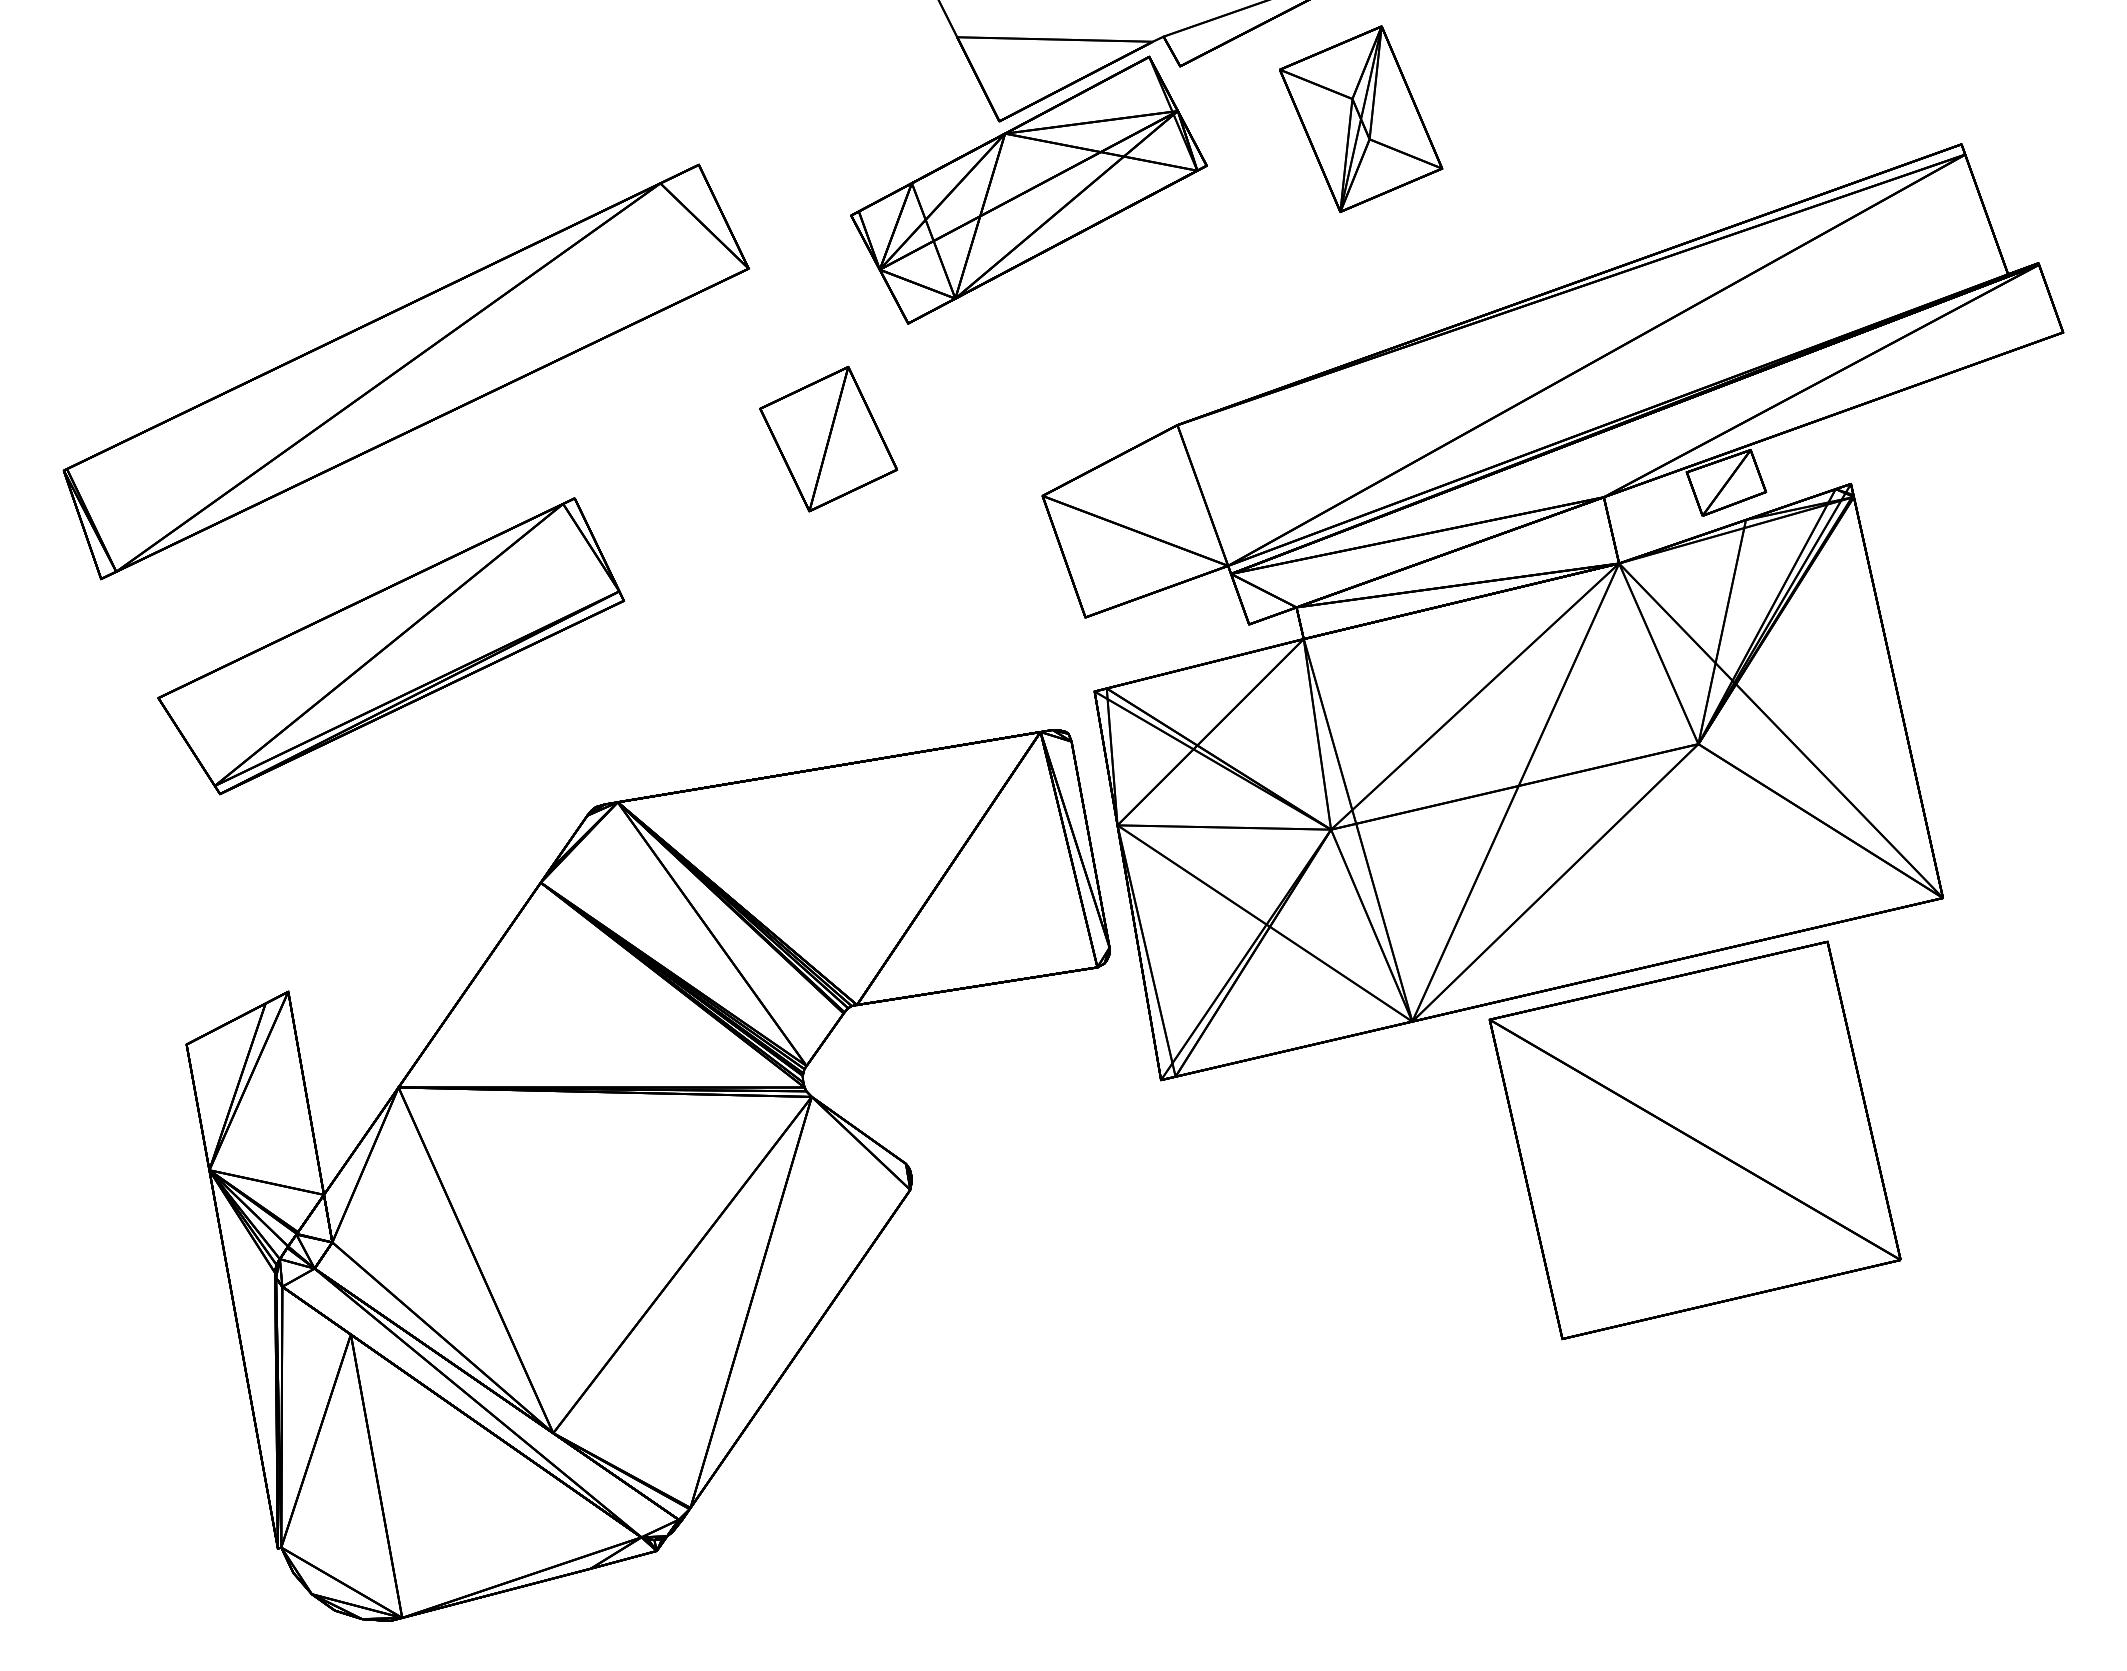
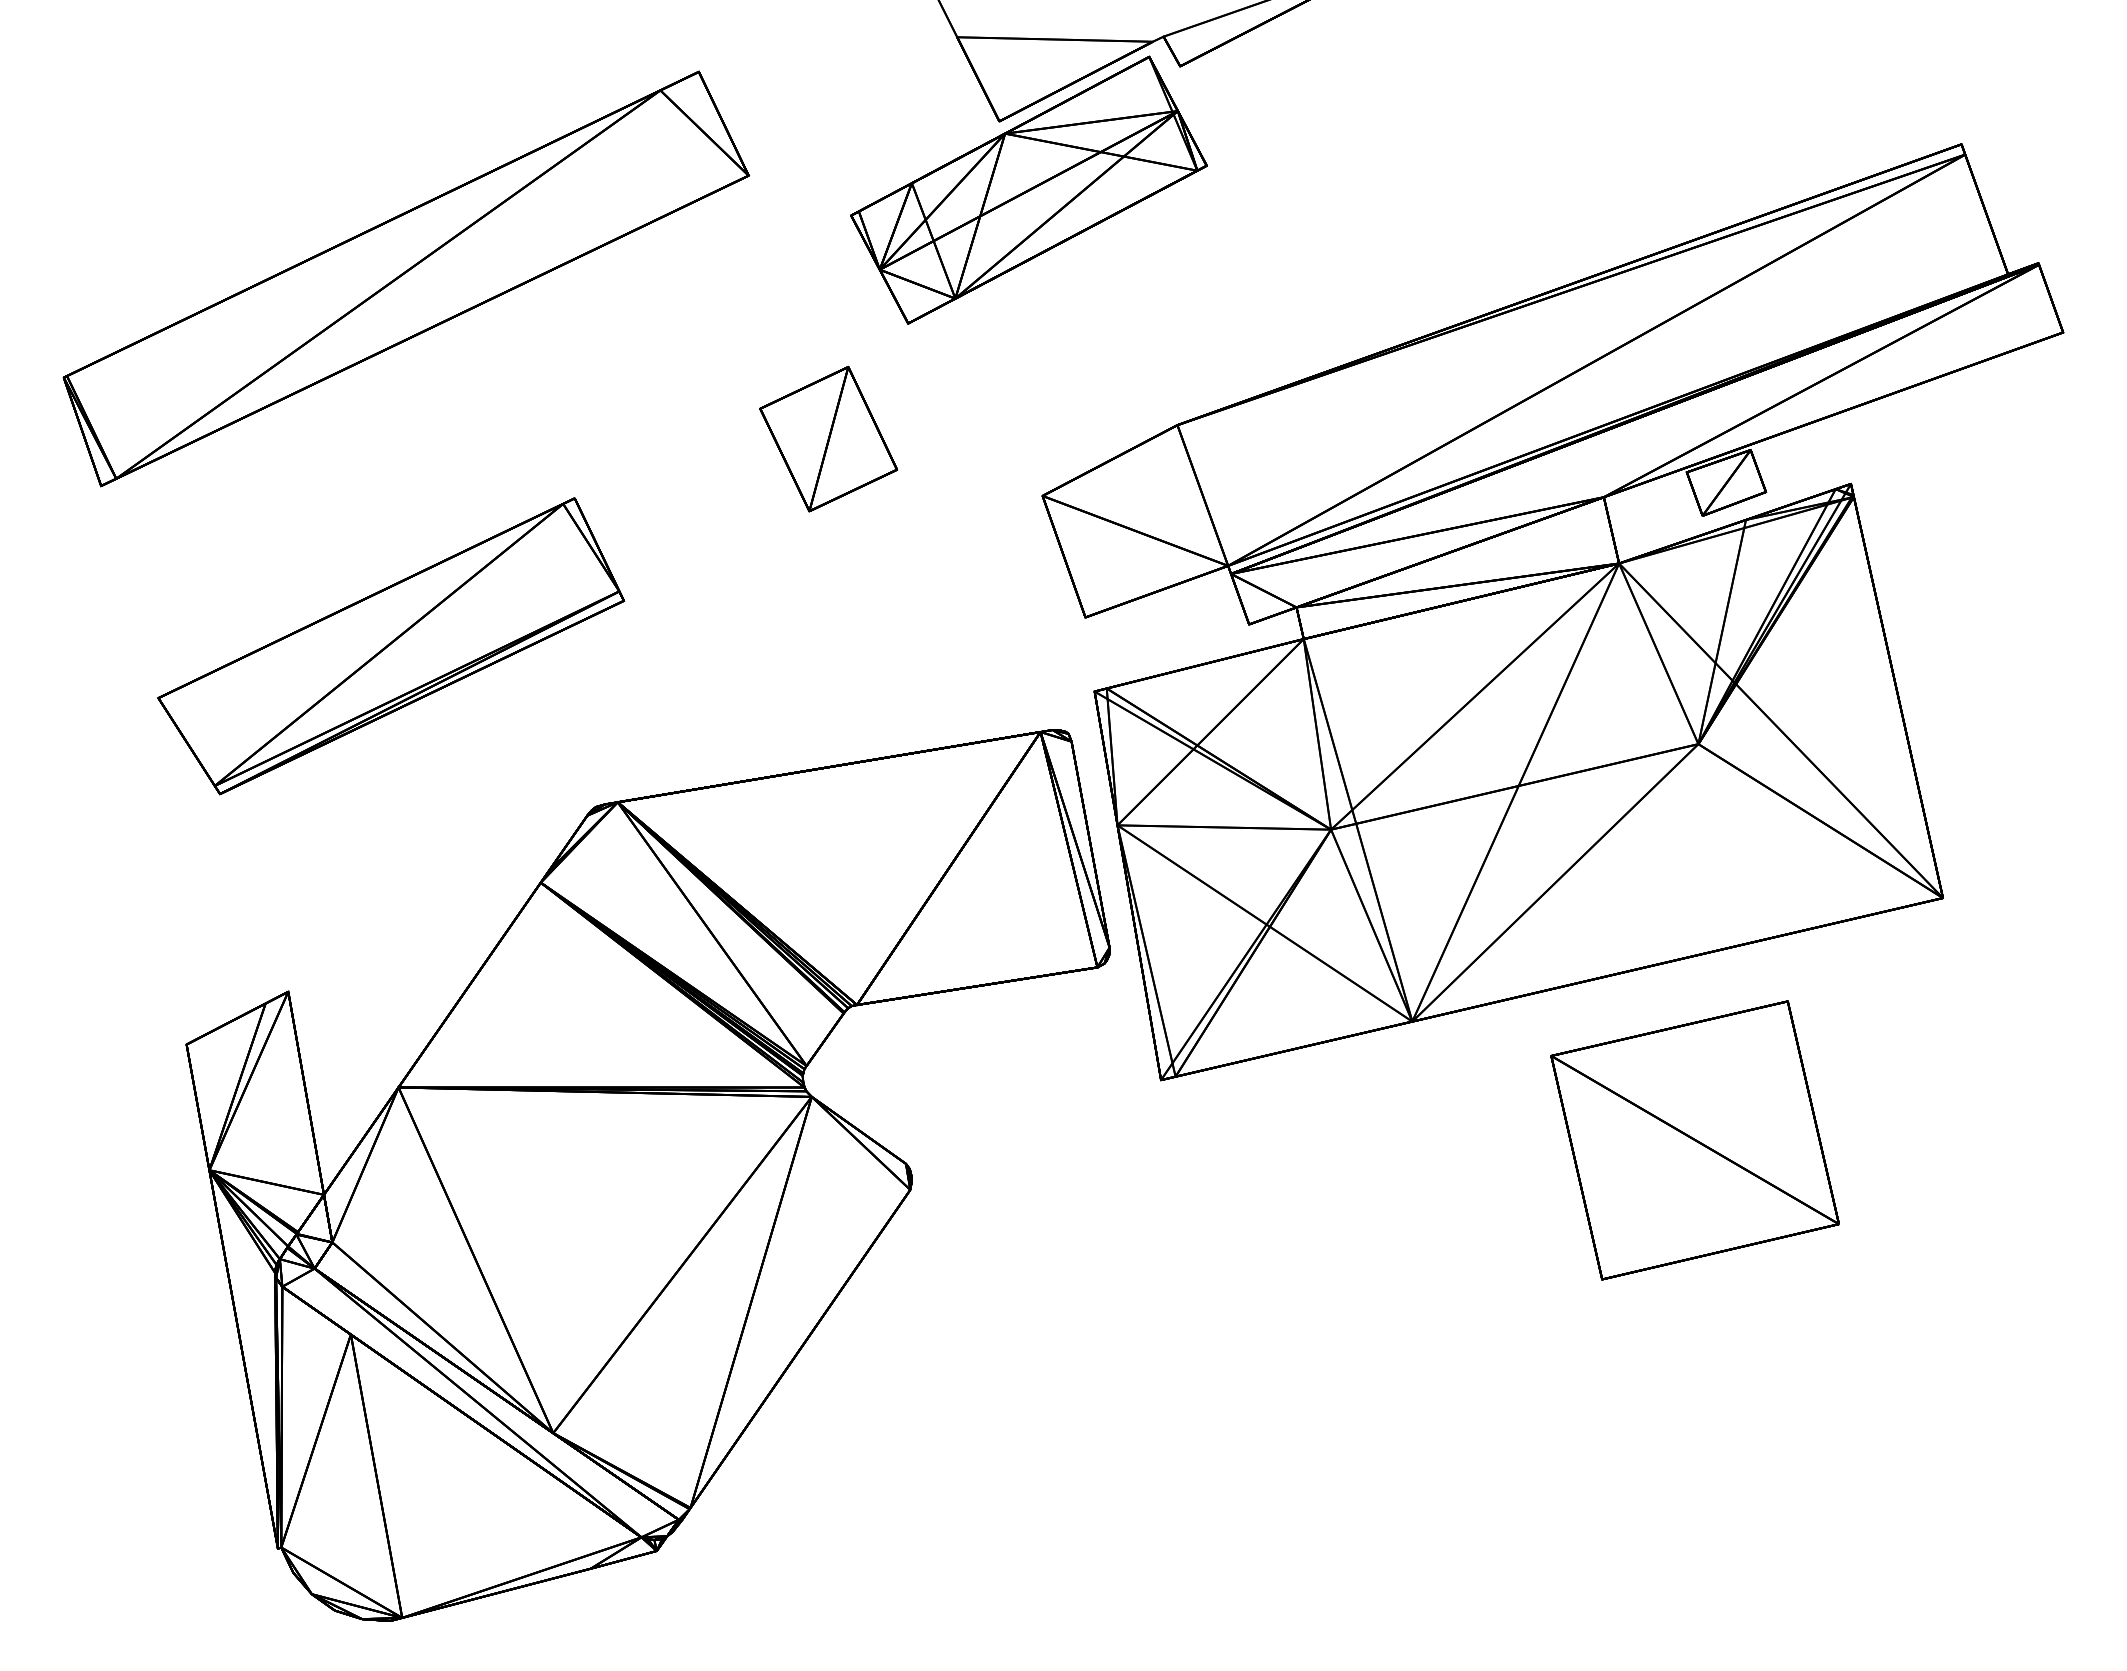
part: present -> none (1361, 118)
part position: (406, 371) -> (406, 278) (406, 278)
part size: 414x401 px -> 290x281 px (1694, 1140)
